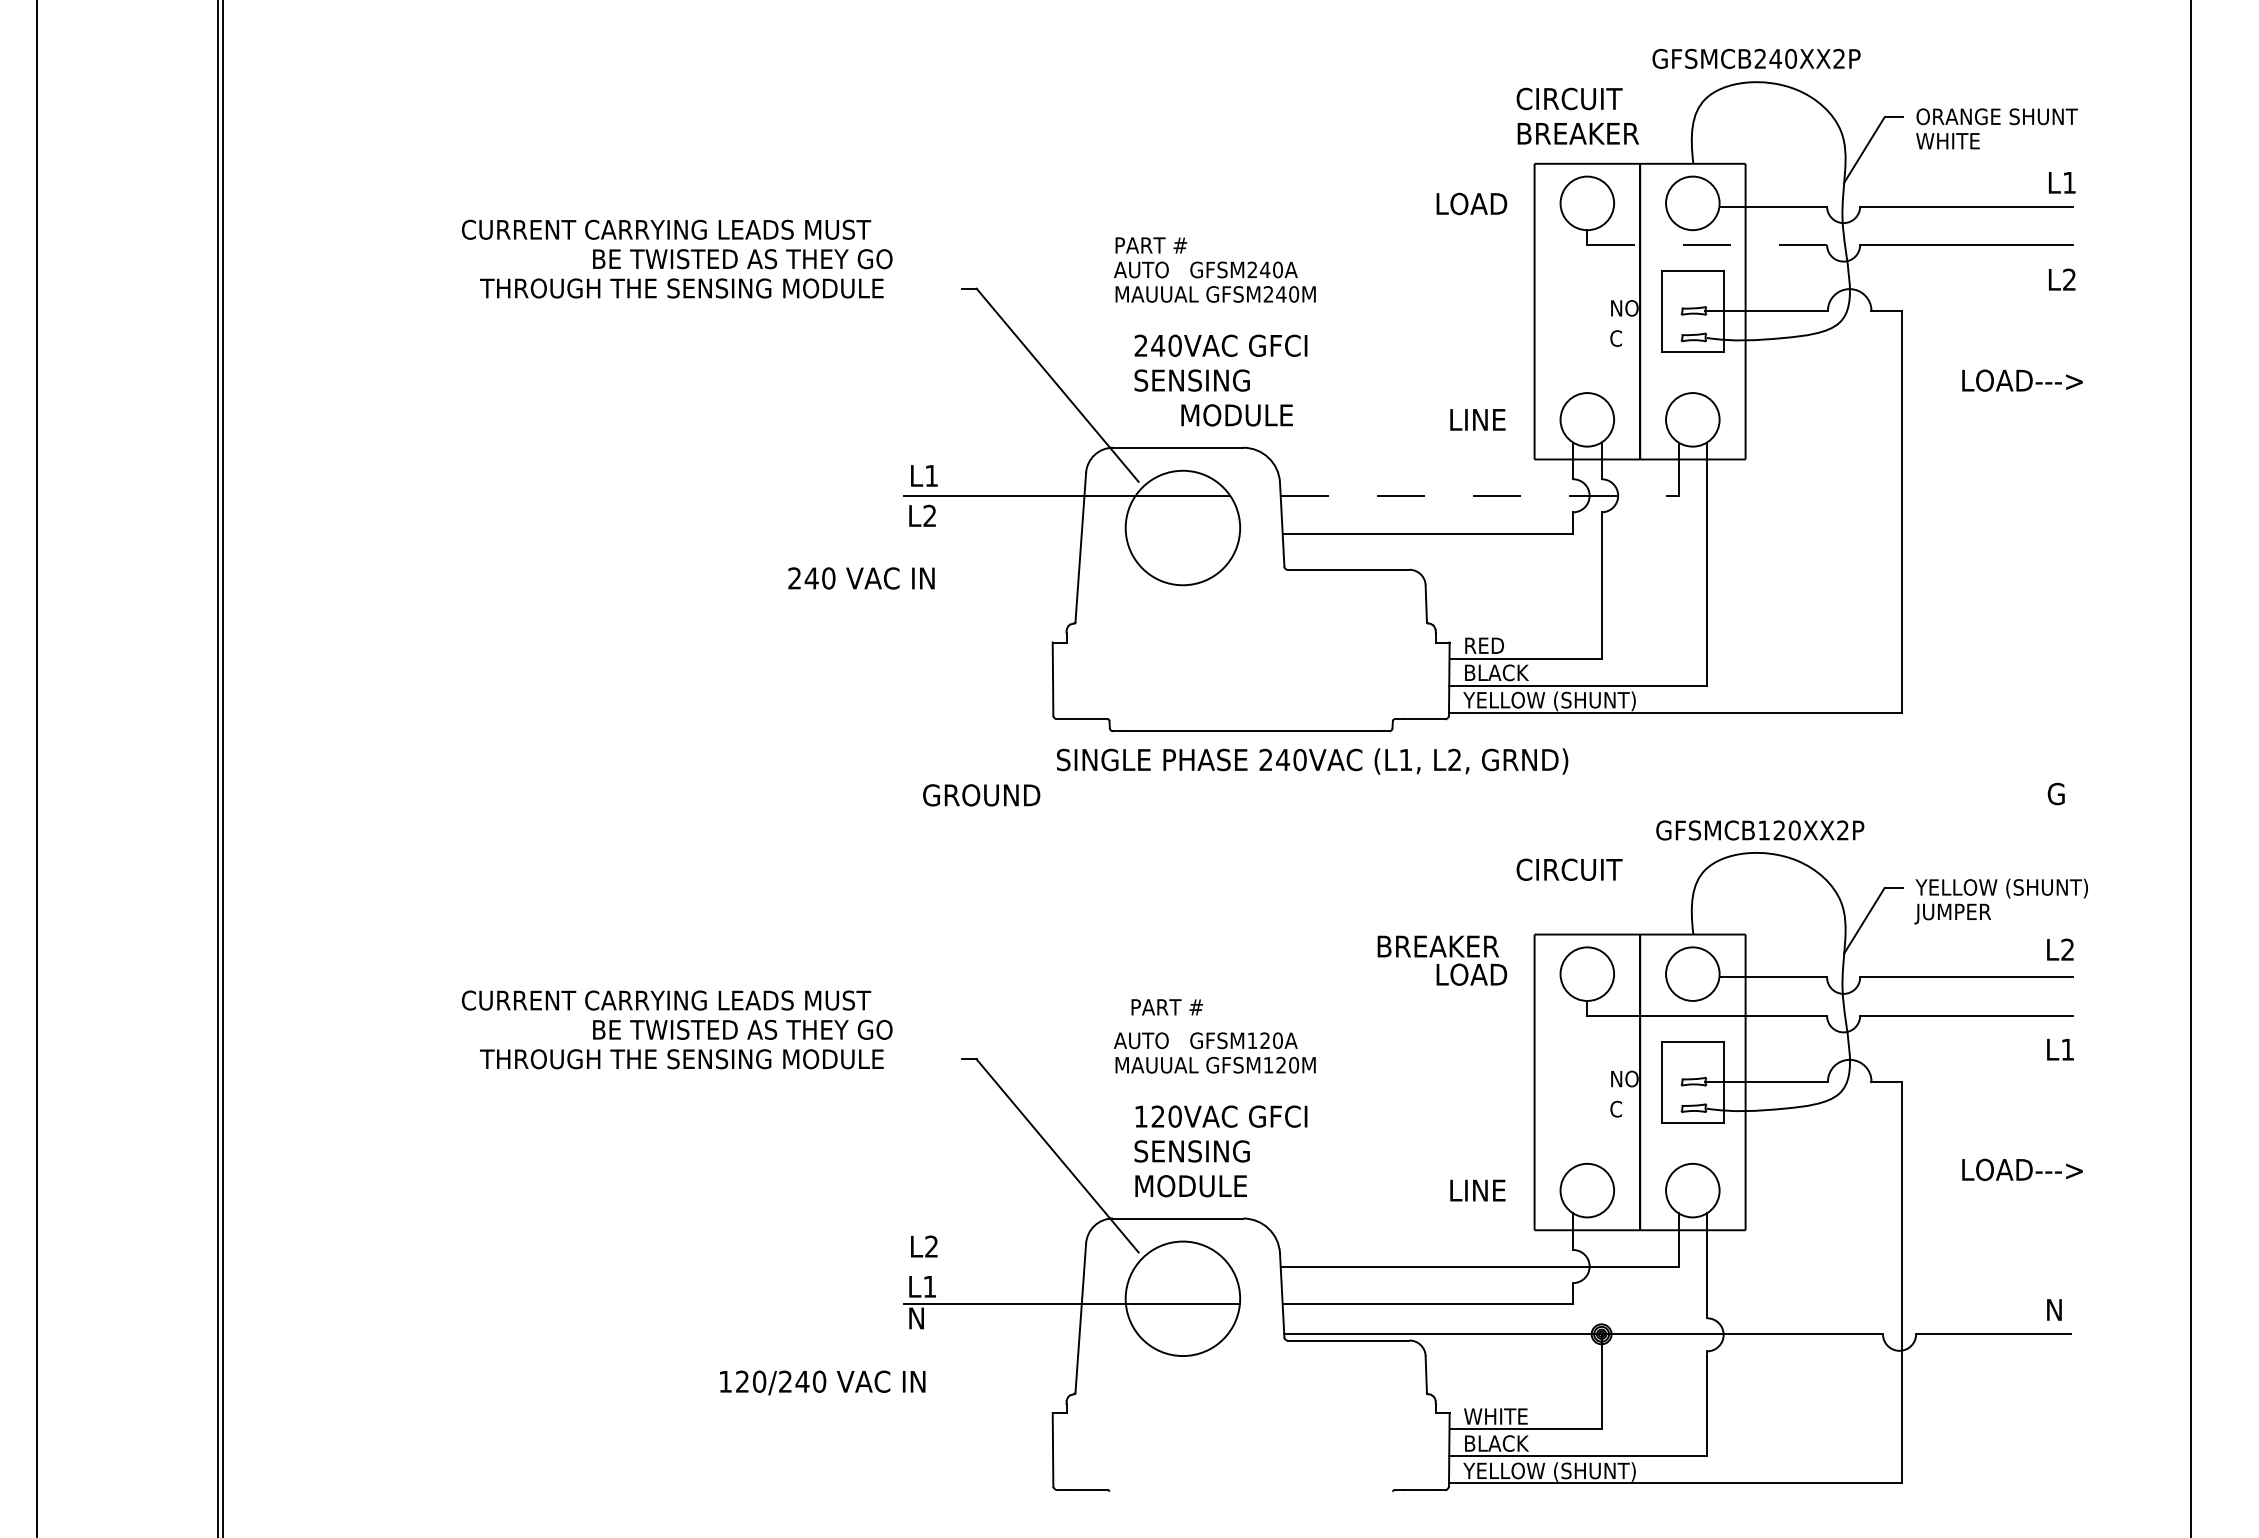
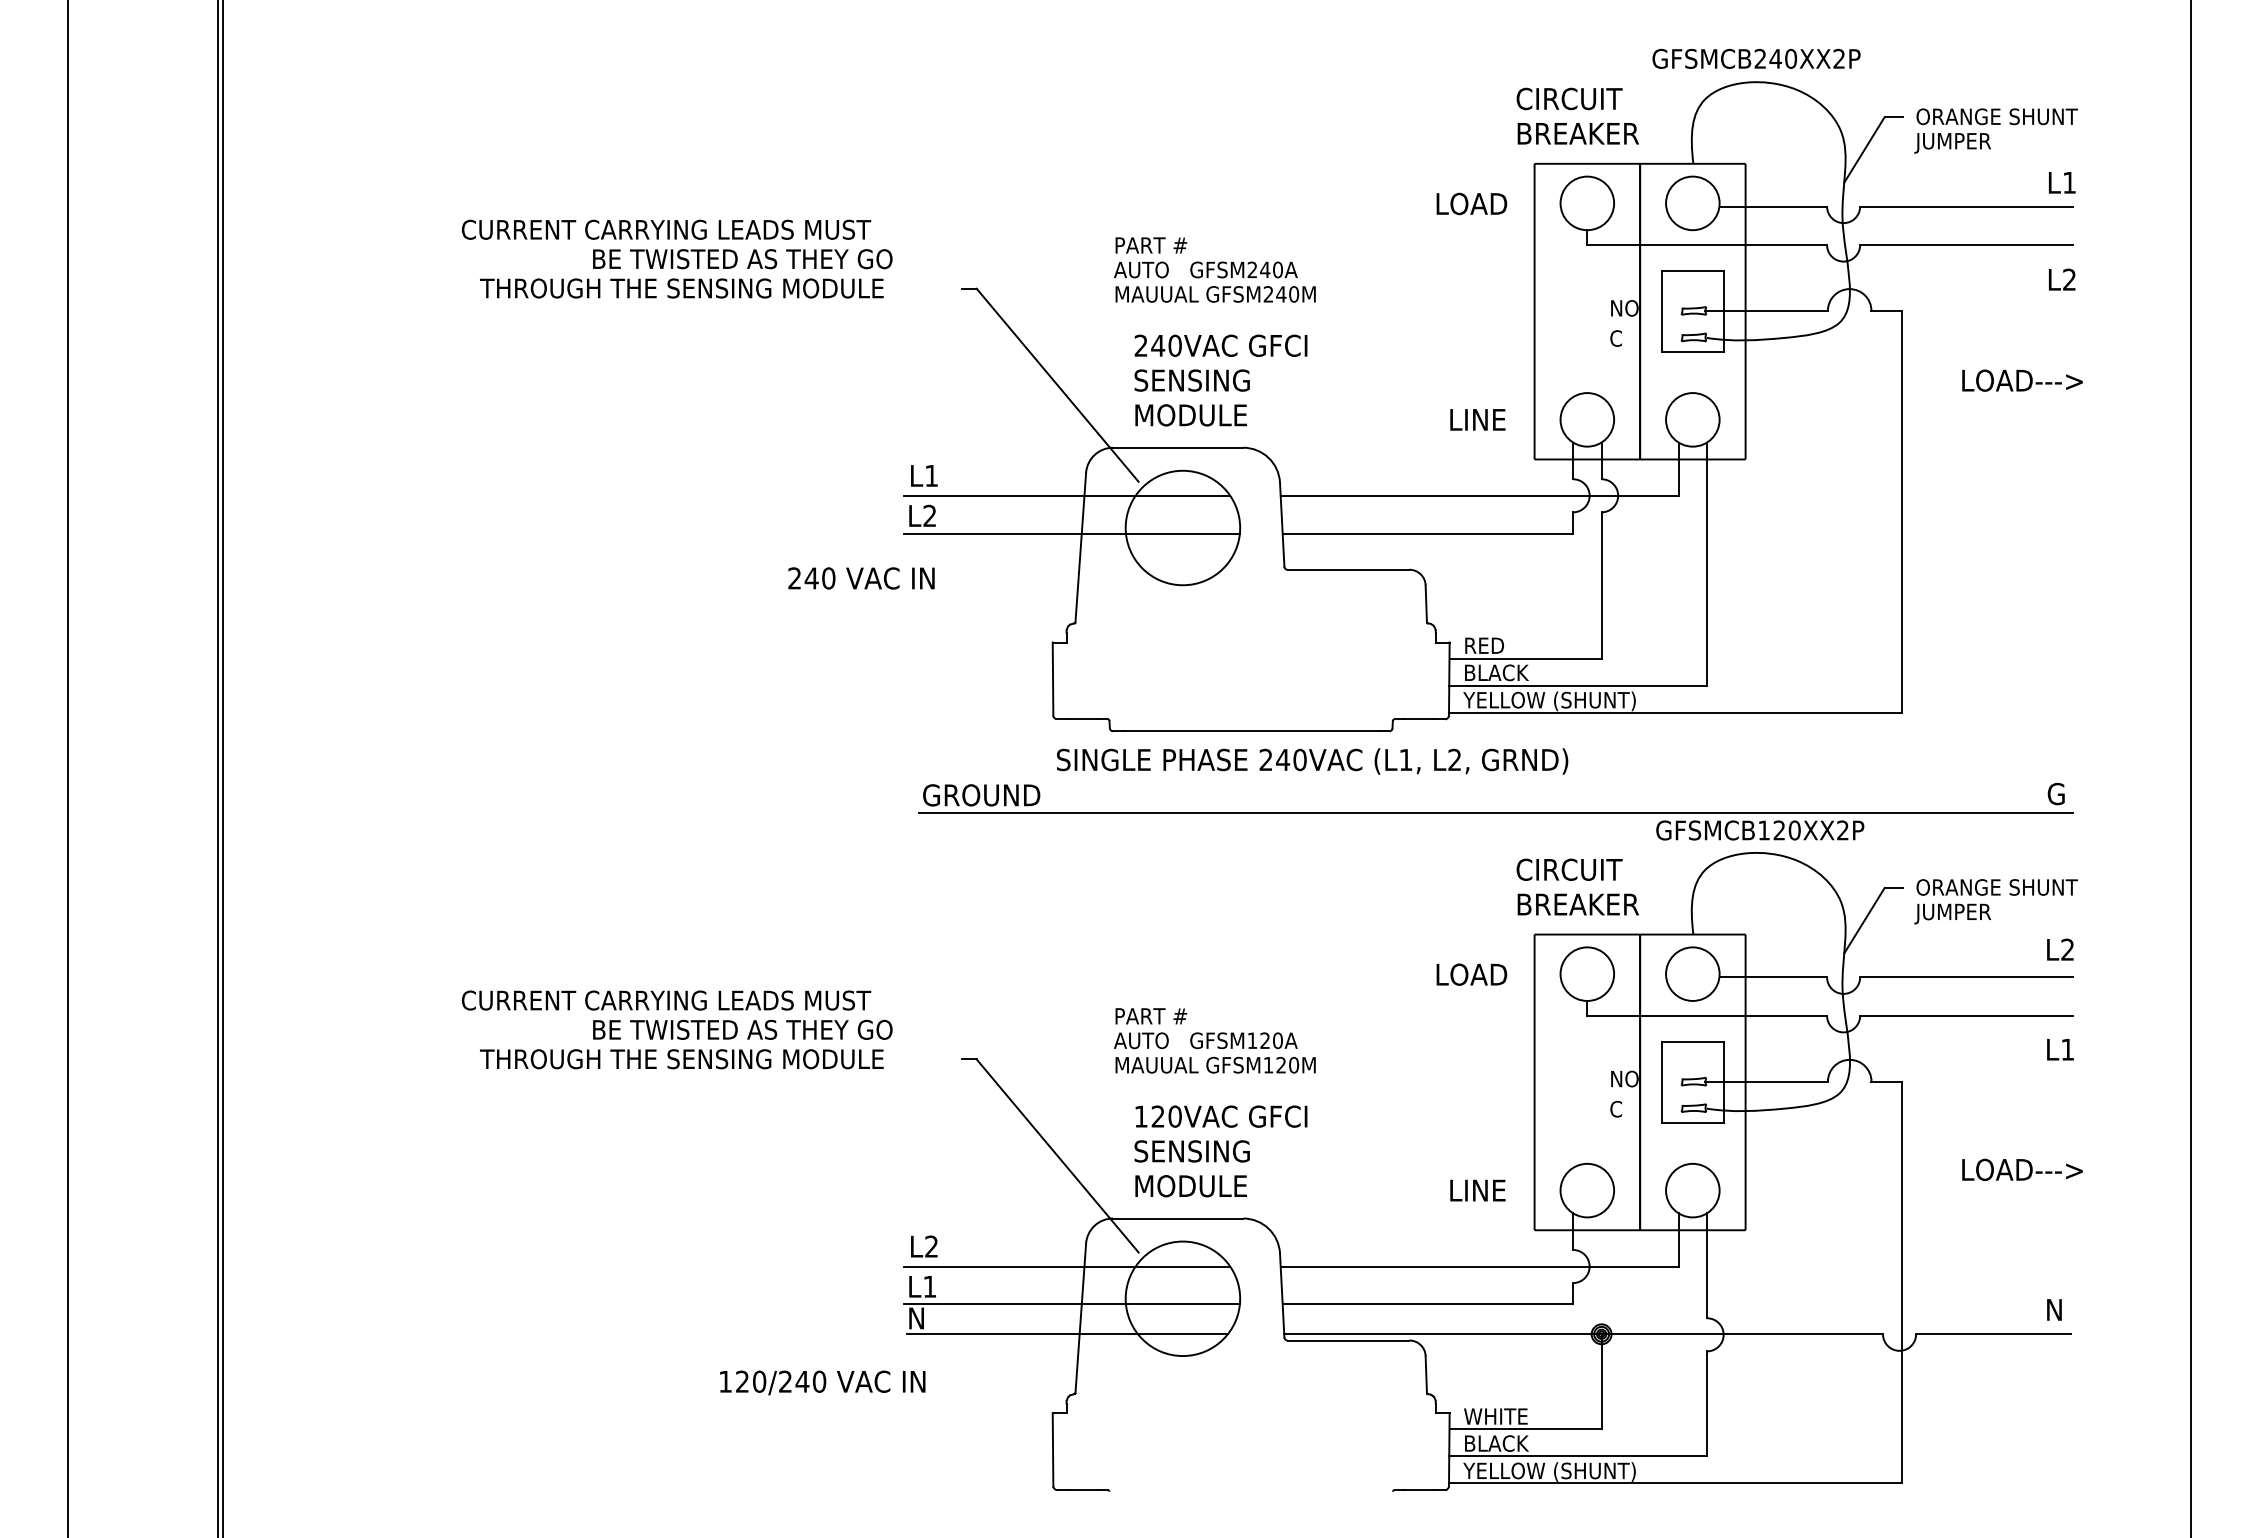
text: WHITE -> JUMPER (1952, 143)
line: dashed -> solid (1707, 245)
text position: (1236, 415) -> (1190, 415) (1190, 415)
line: dashed -> solid (1479, 495)
line: none -> present (1071, 533)
line position: (36, 768) -> (67, 768) (67, 768)
line: none -> present (1495, 812)
text: YELLOW (SHUNT) -> ORANGE SHUNT (2001, 888)
text position: (1437, 946) -> (1577, 904) (1577, 904)
text position: (1167, 1007) -> (1151, 1016) (1151, 1016)
line: none -> present (1067, 1266)
line: none -> present (1067, 1334)
